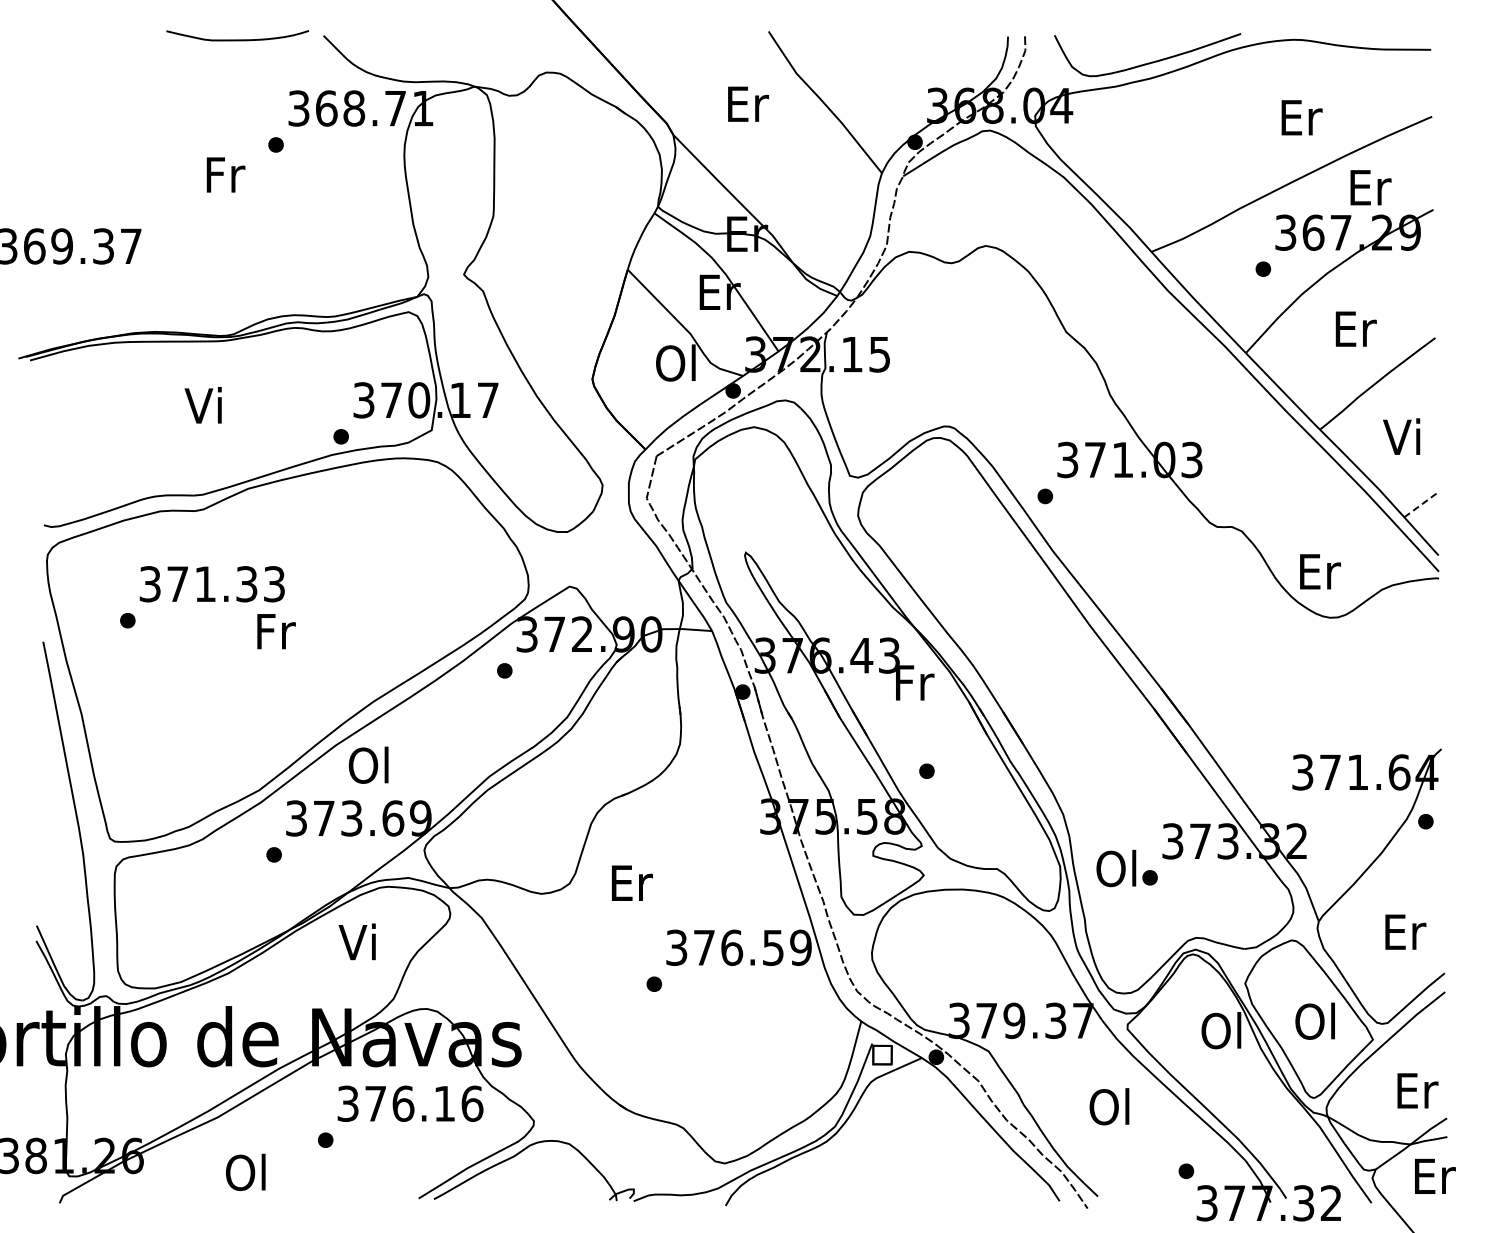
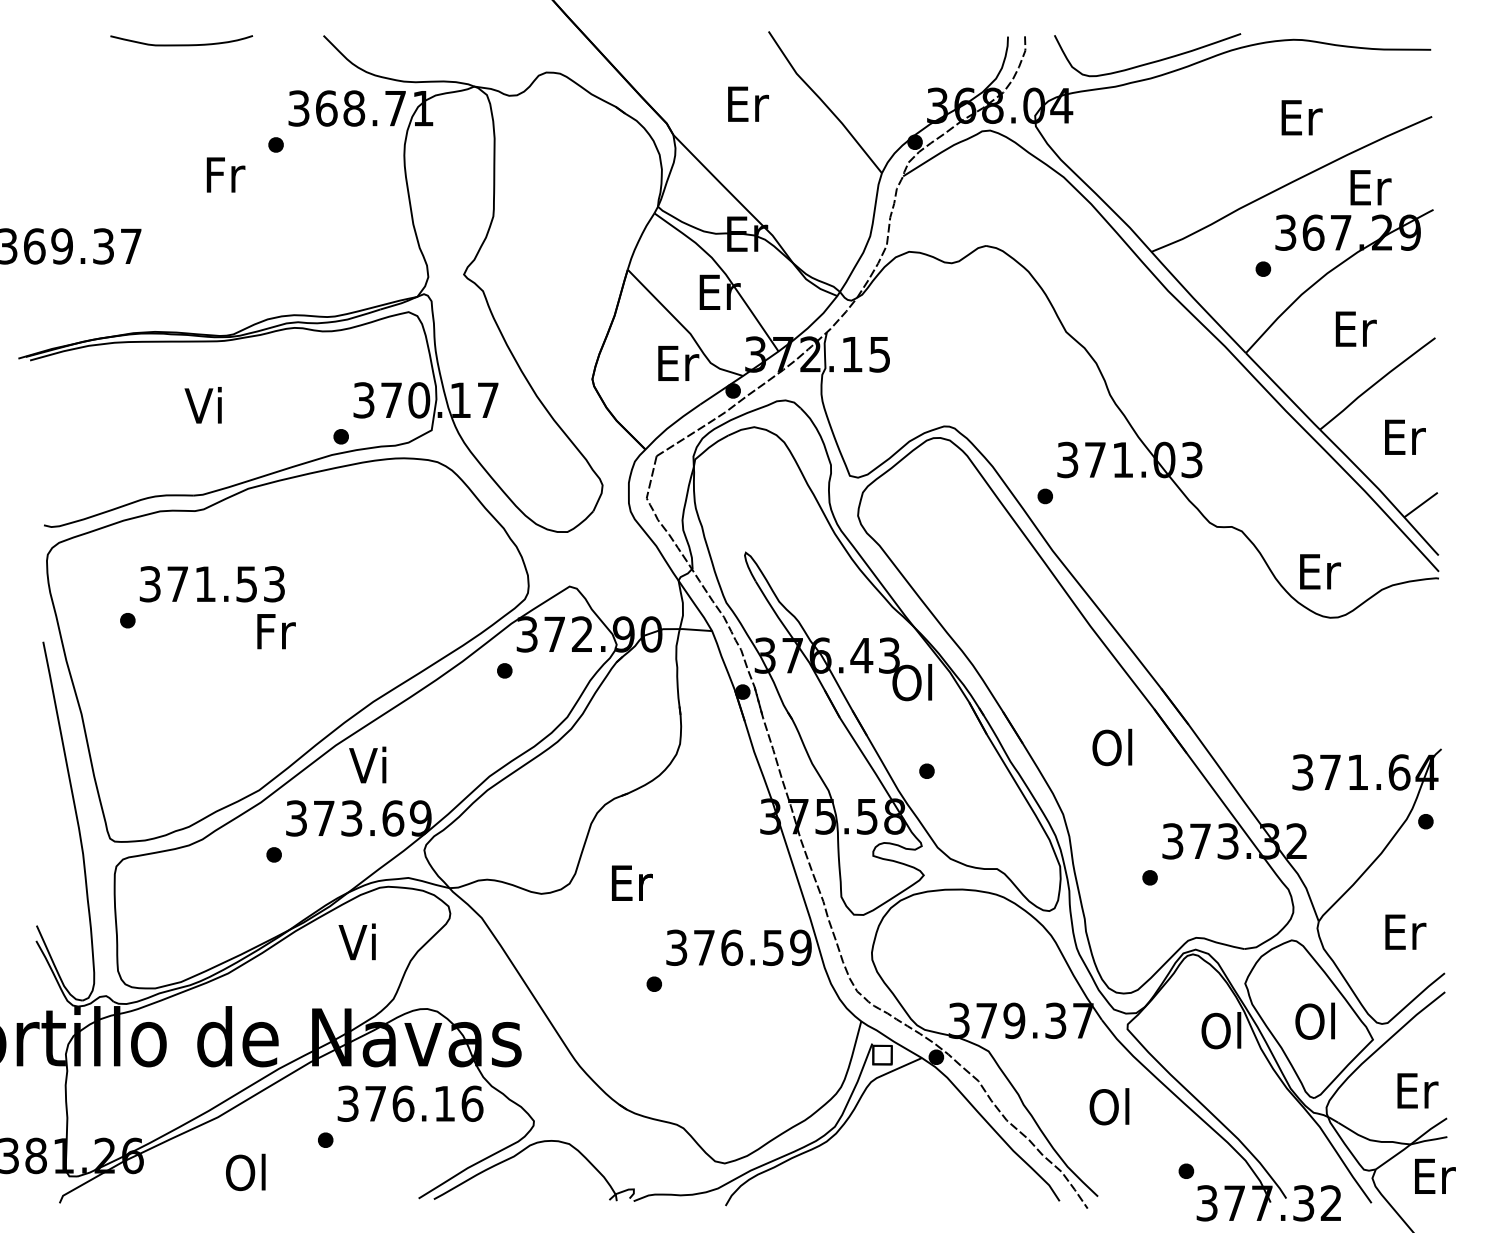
curve position: (237, 39) -> (181, 44) (181, 44)
text: Ol -> Er (677, 362)
text: Vi -> Er (1404, 436)
line: dashed -> solid (1422, 504)
text: 371.33 -> 371.53 (247, 583)
text: Fr -> Ol (913, 682)
text: Ol -> Vi (368, 764)
text position: (1116, 868) -> (1112, 747) (1112, 747)
